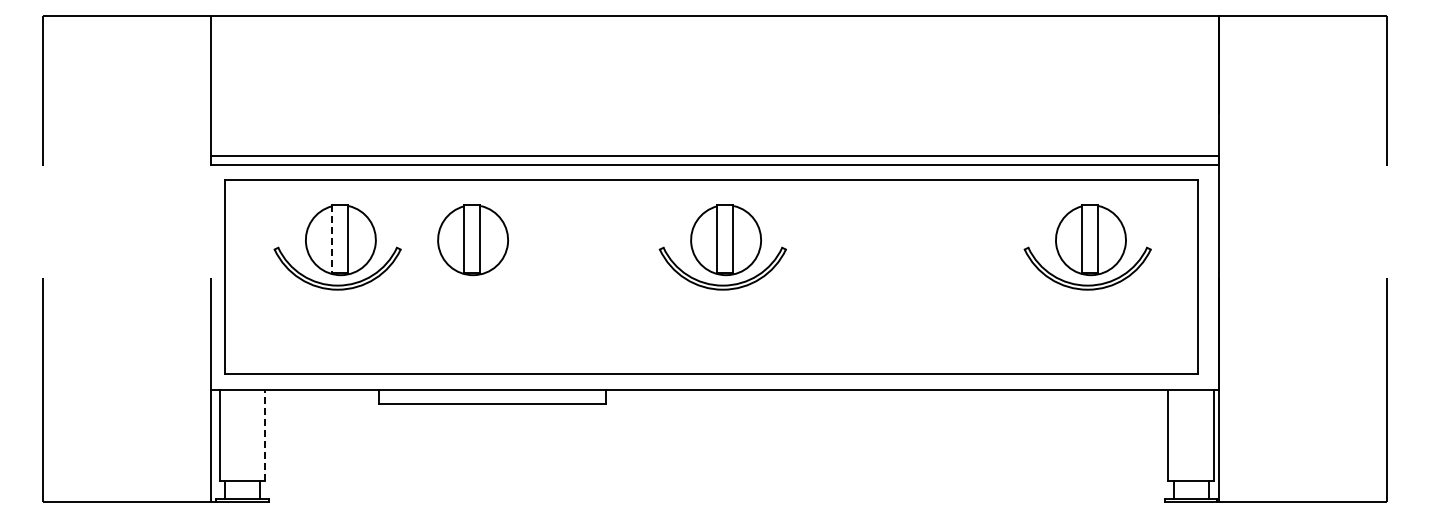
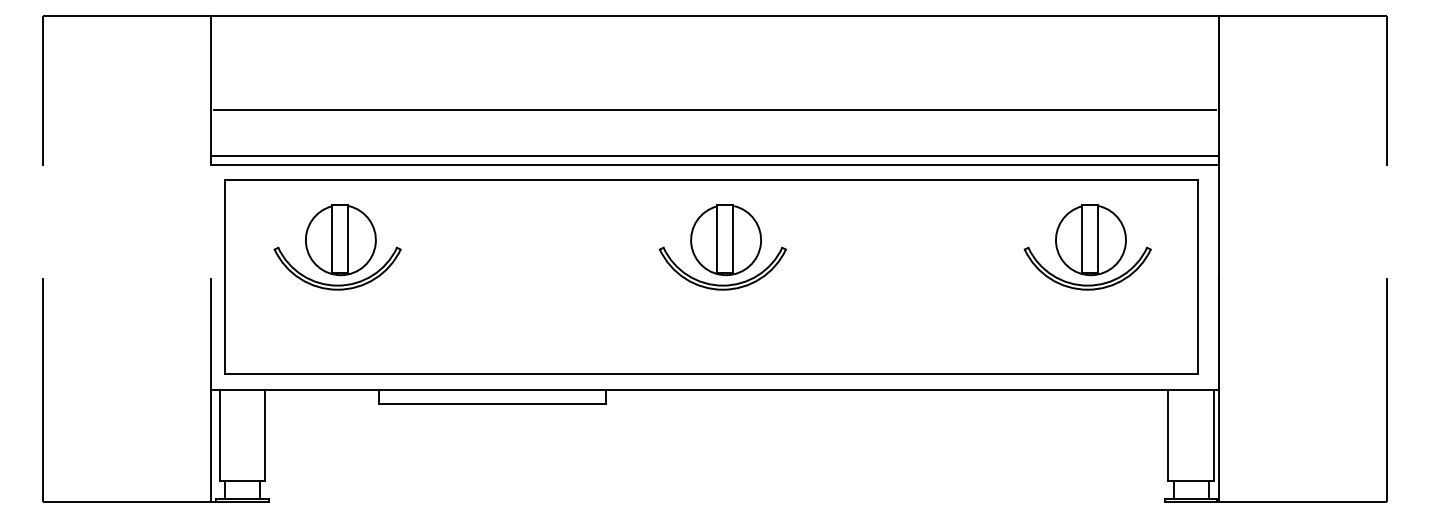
line: none -> present (714, 110)
line: dashed -> solid (332, 239)
part: present -> none (472, 240)
line: dashed -> solid (265, 435)
